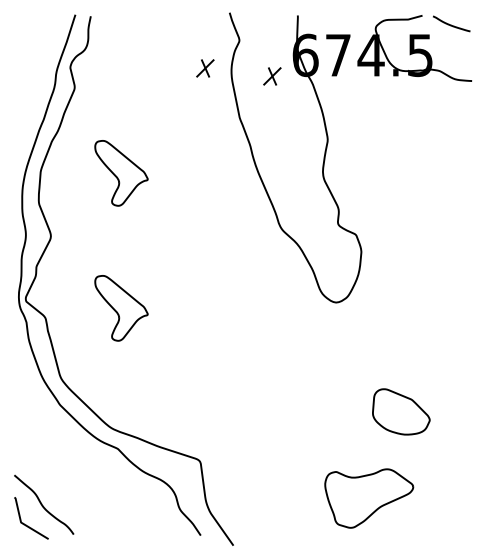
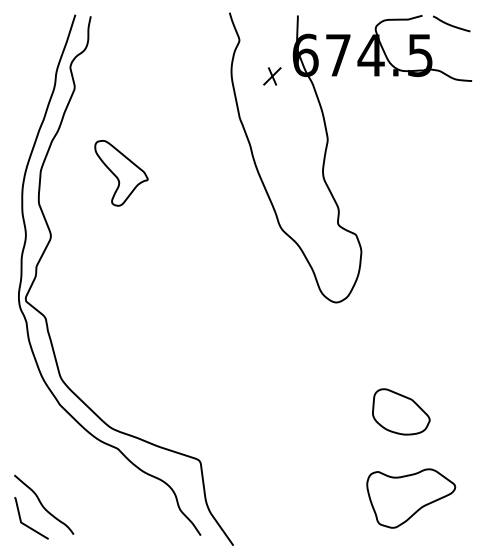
part: present -> none (205, 68)
part: present -> none (121, 308)
part position: (369, 498) -> (411, 498) (411, 498)
